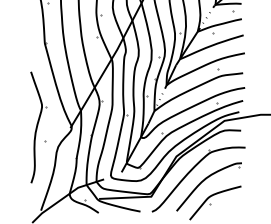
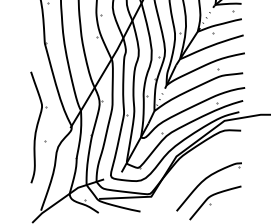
part: present -> none (191, 171)
